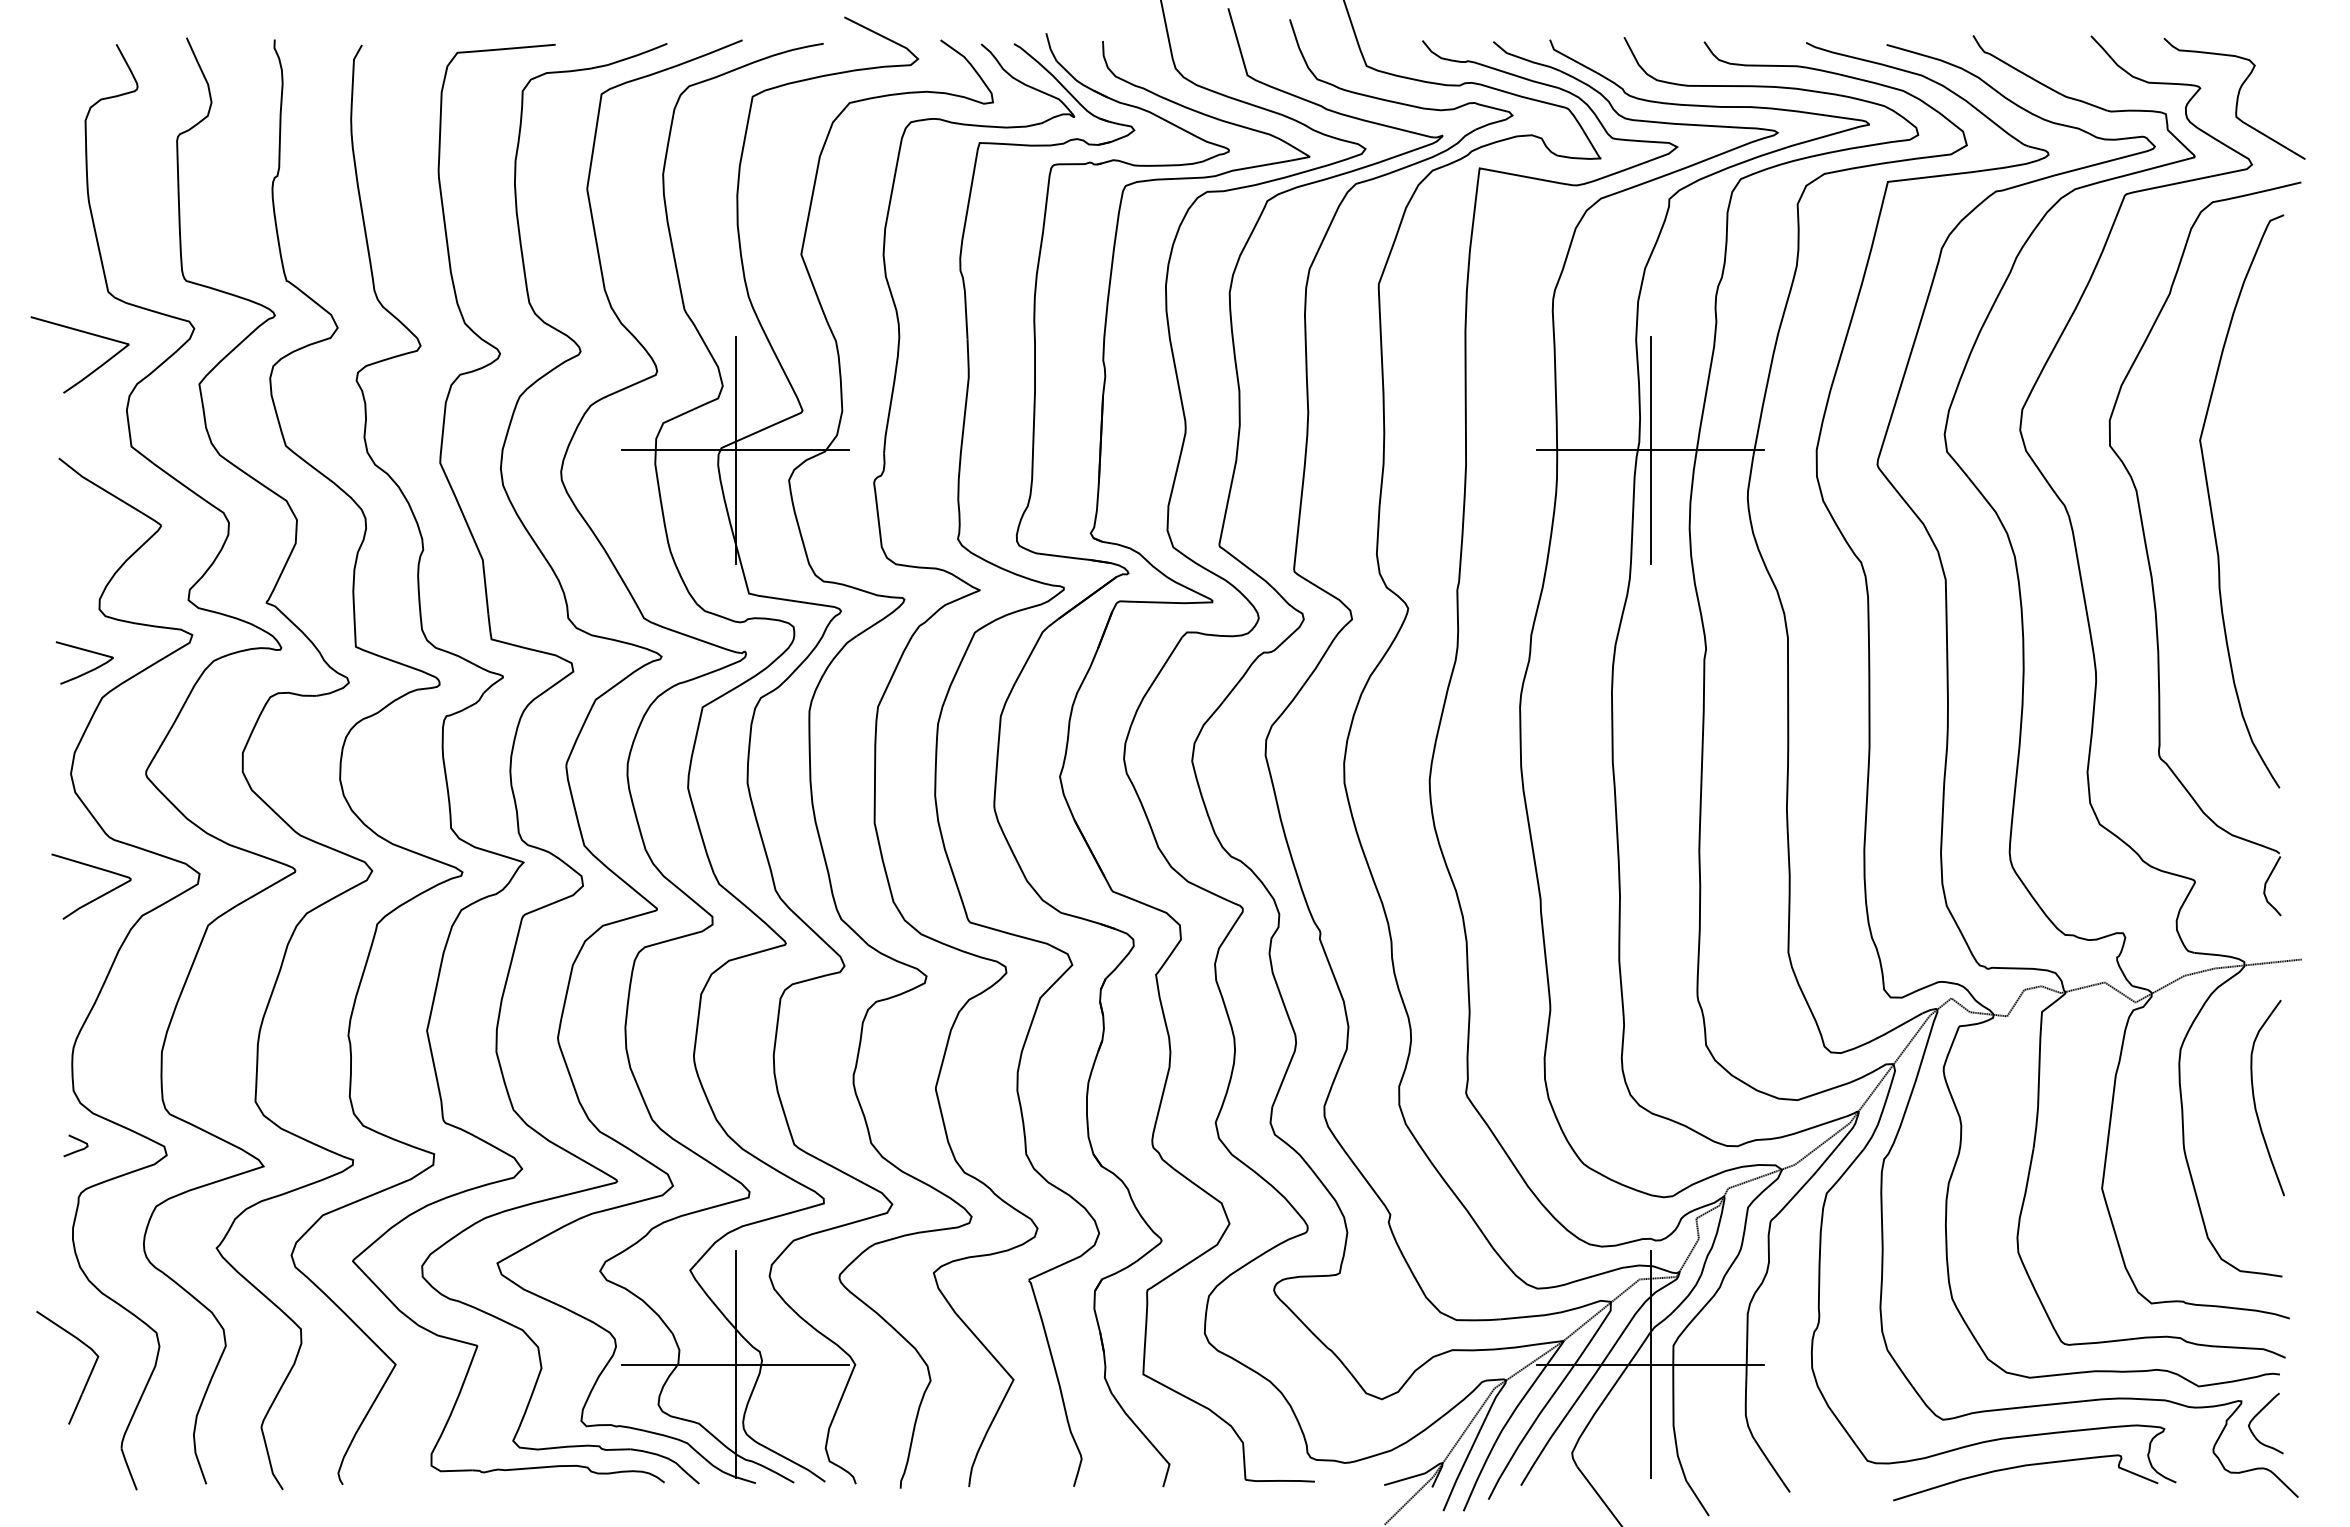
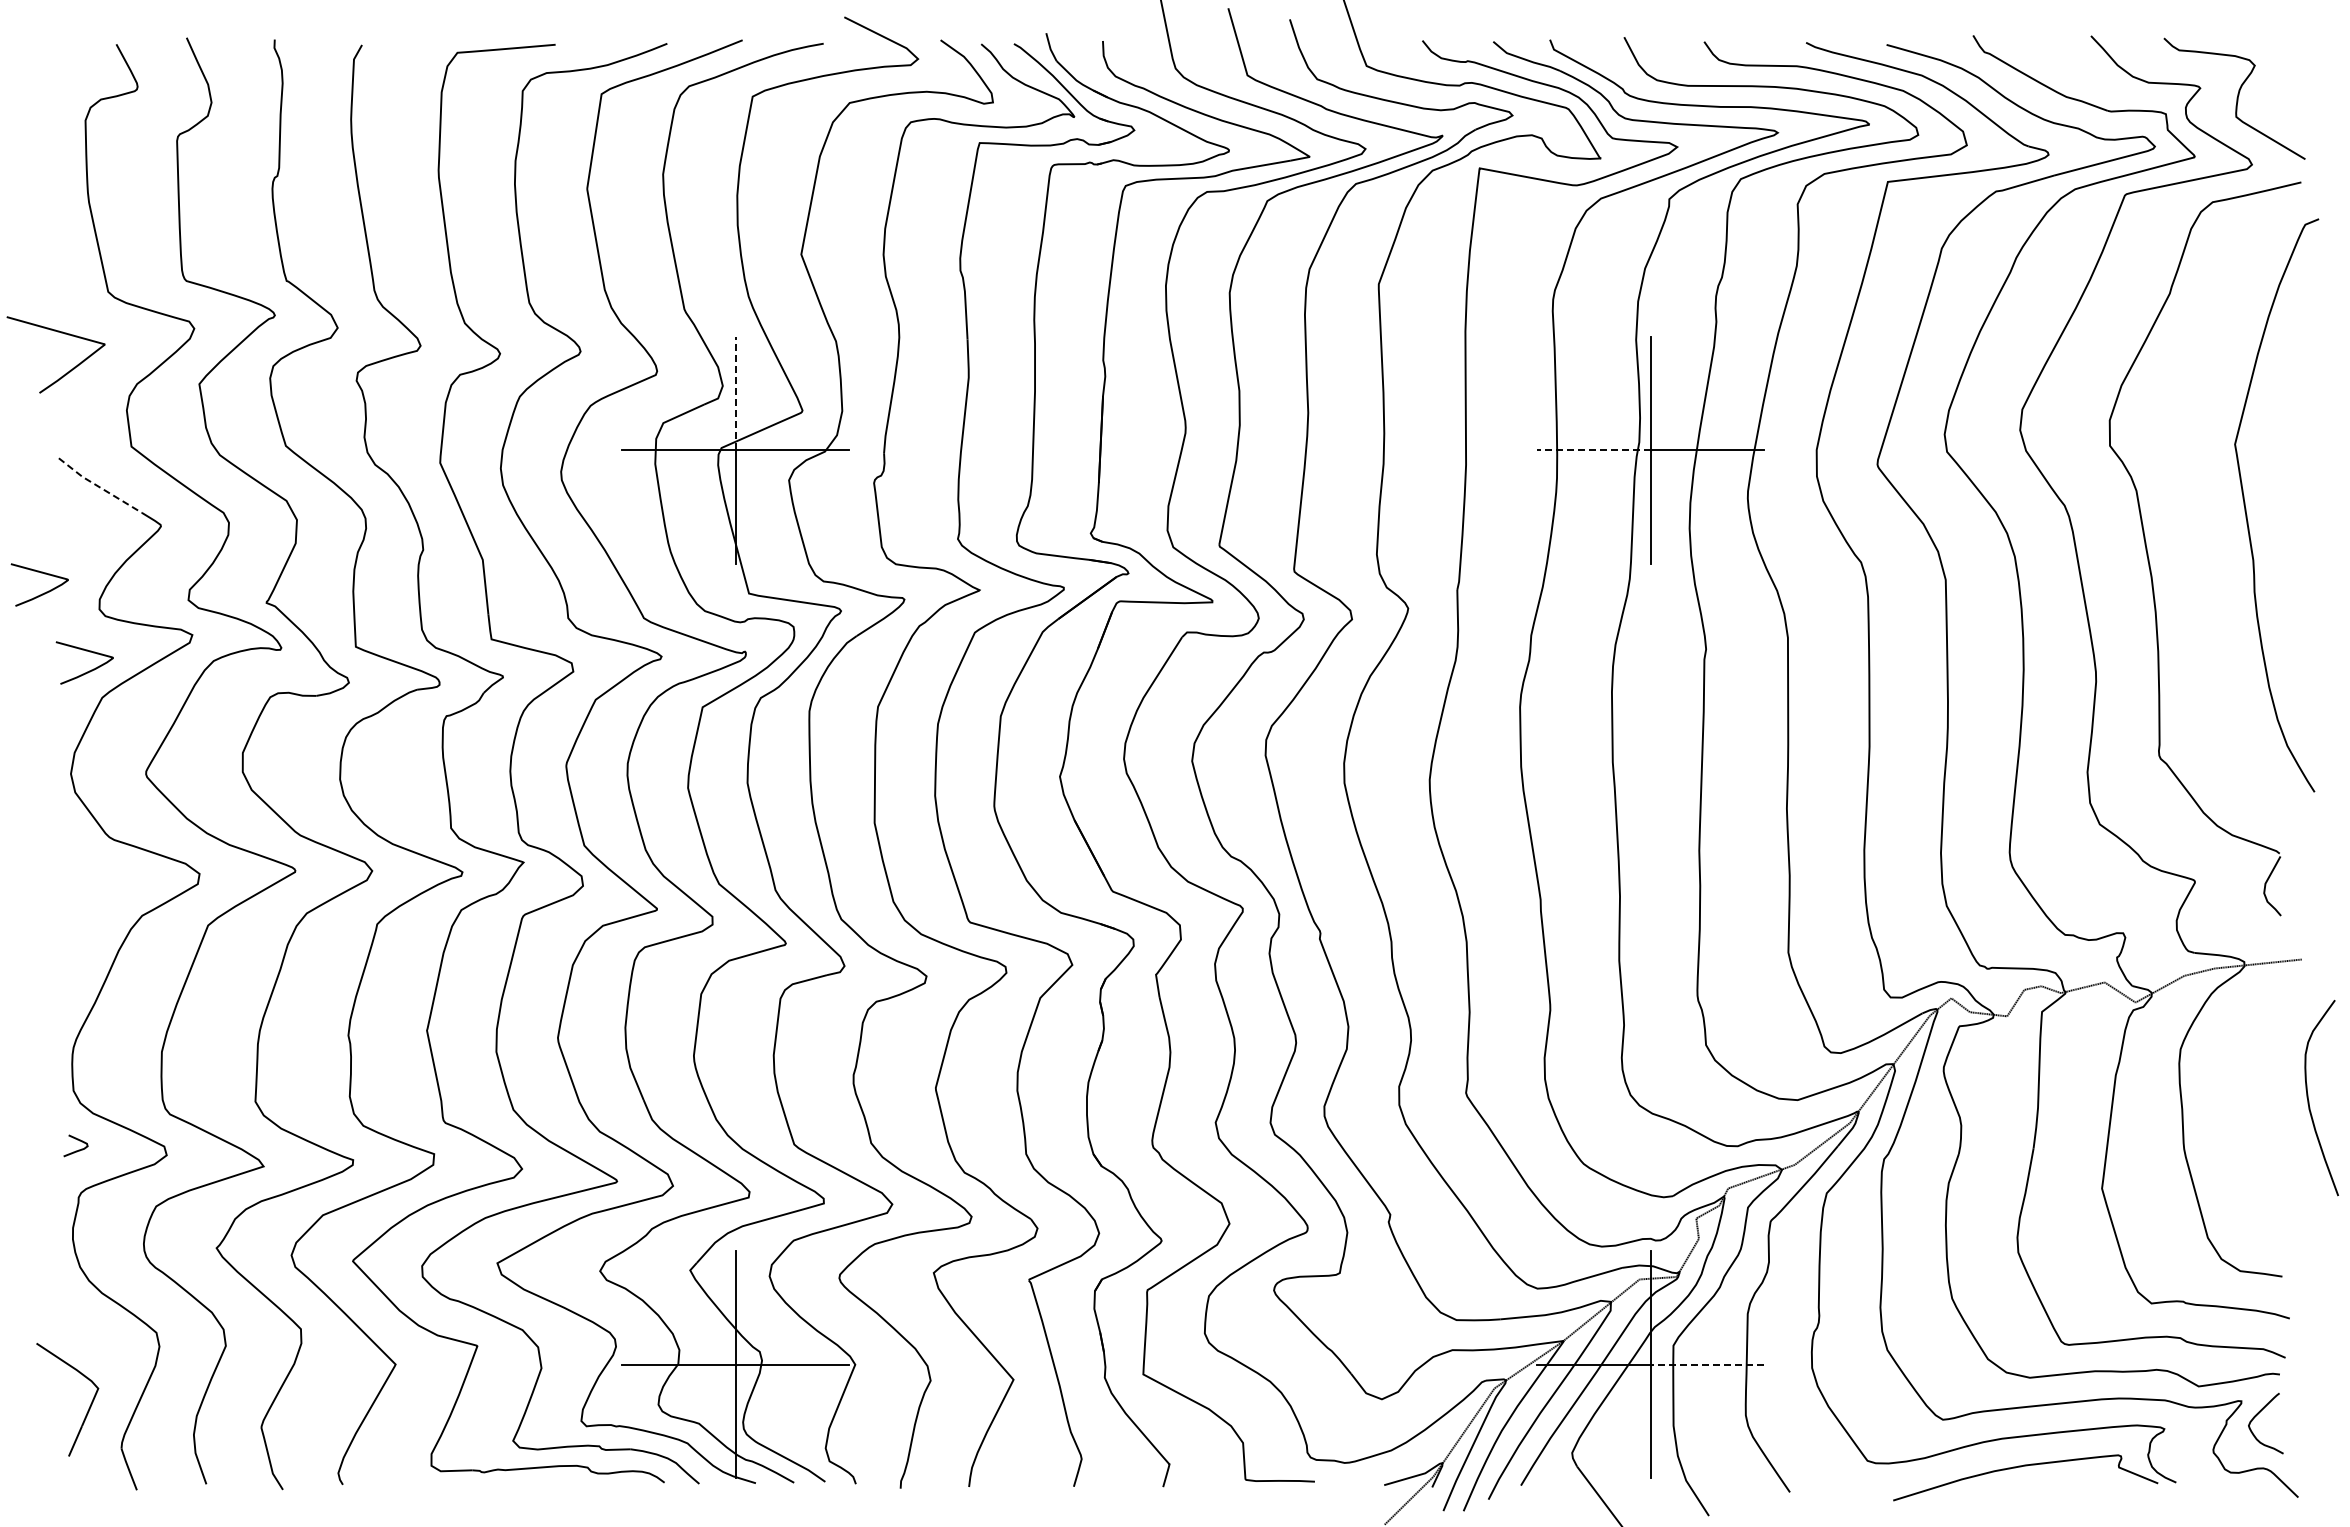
curve position: (90, 372) -> (66, 372) (66, 372)
line: solid -> dashed (735, 393)
line: solid -> dashed (1593, 450)
line: solid -> dashed (99, 487)
curve position: (2211, 504) -> (2246, 508) (2246, 508)
curve: none -> present (44, 592)
curve: present -> none (96, 897)
curve position: (2255, 1100) -> (2309, 1100) (2309, 1100)
line: solid -> dashed (1707, 1365)
part position: (87, 1378) -> (87, 1410) (87, 1410)
